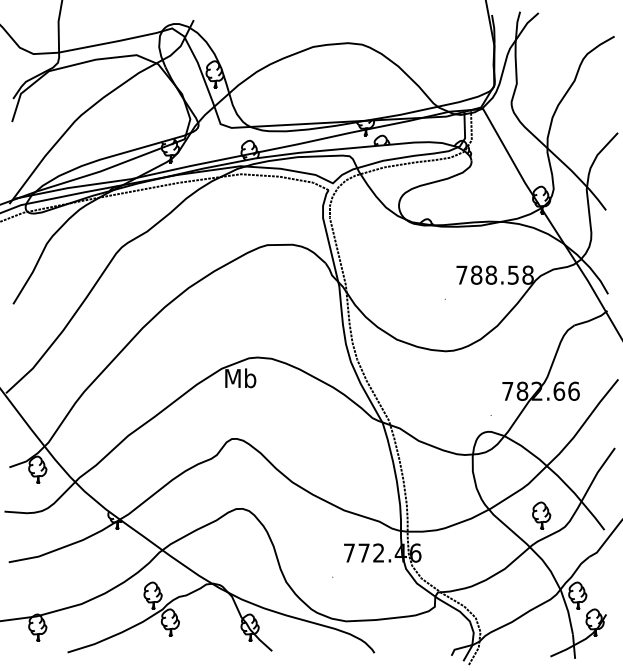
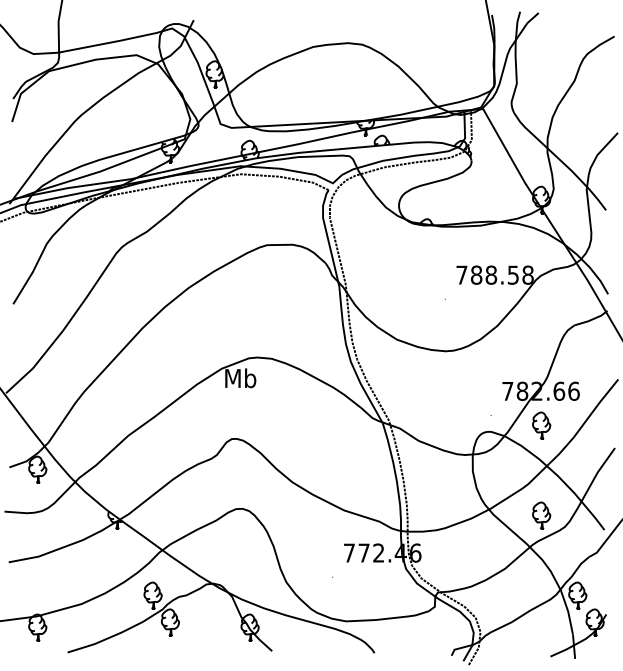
part: none -> present (541, 425)
